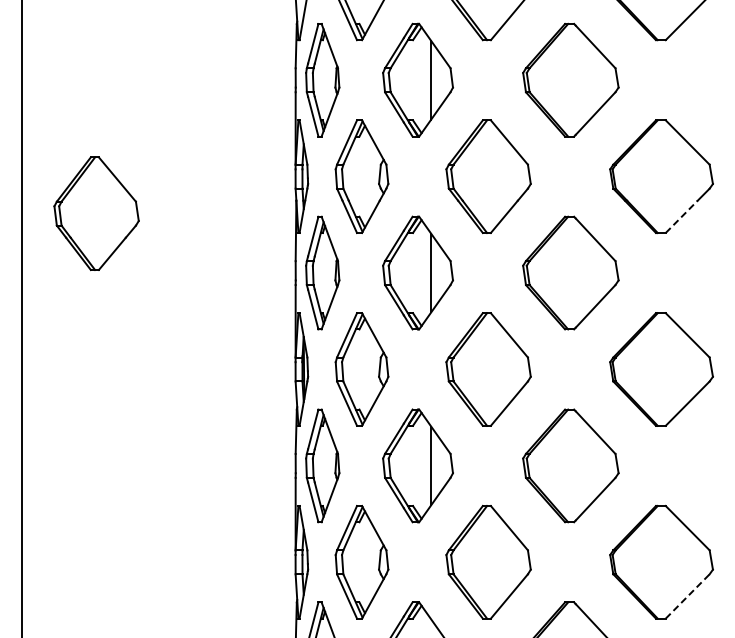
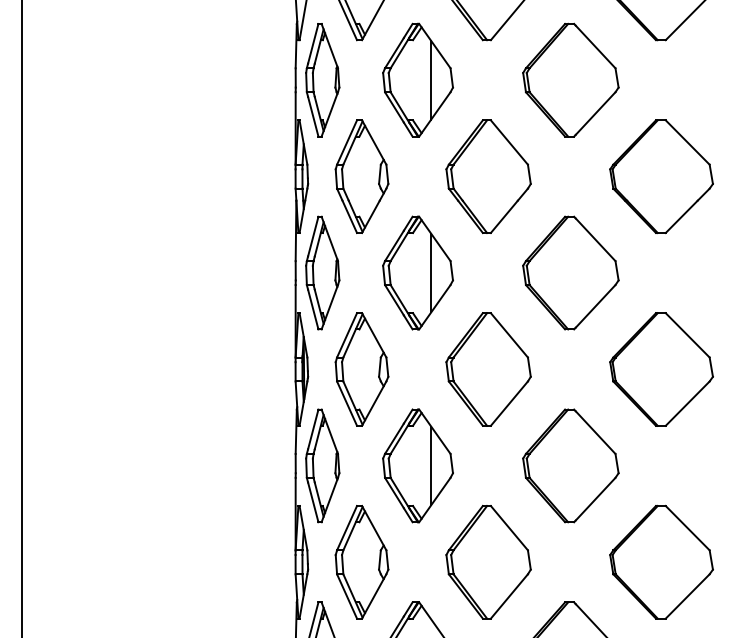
part: present -> none (96, 213)
line: dashed -> solid (681, 216)
line: dashed -> solid (688, 596)
